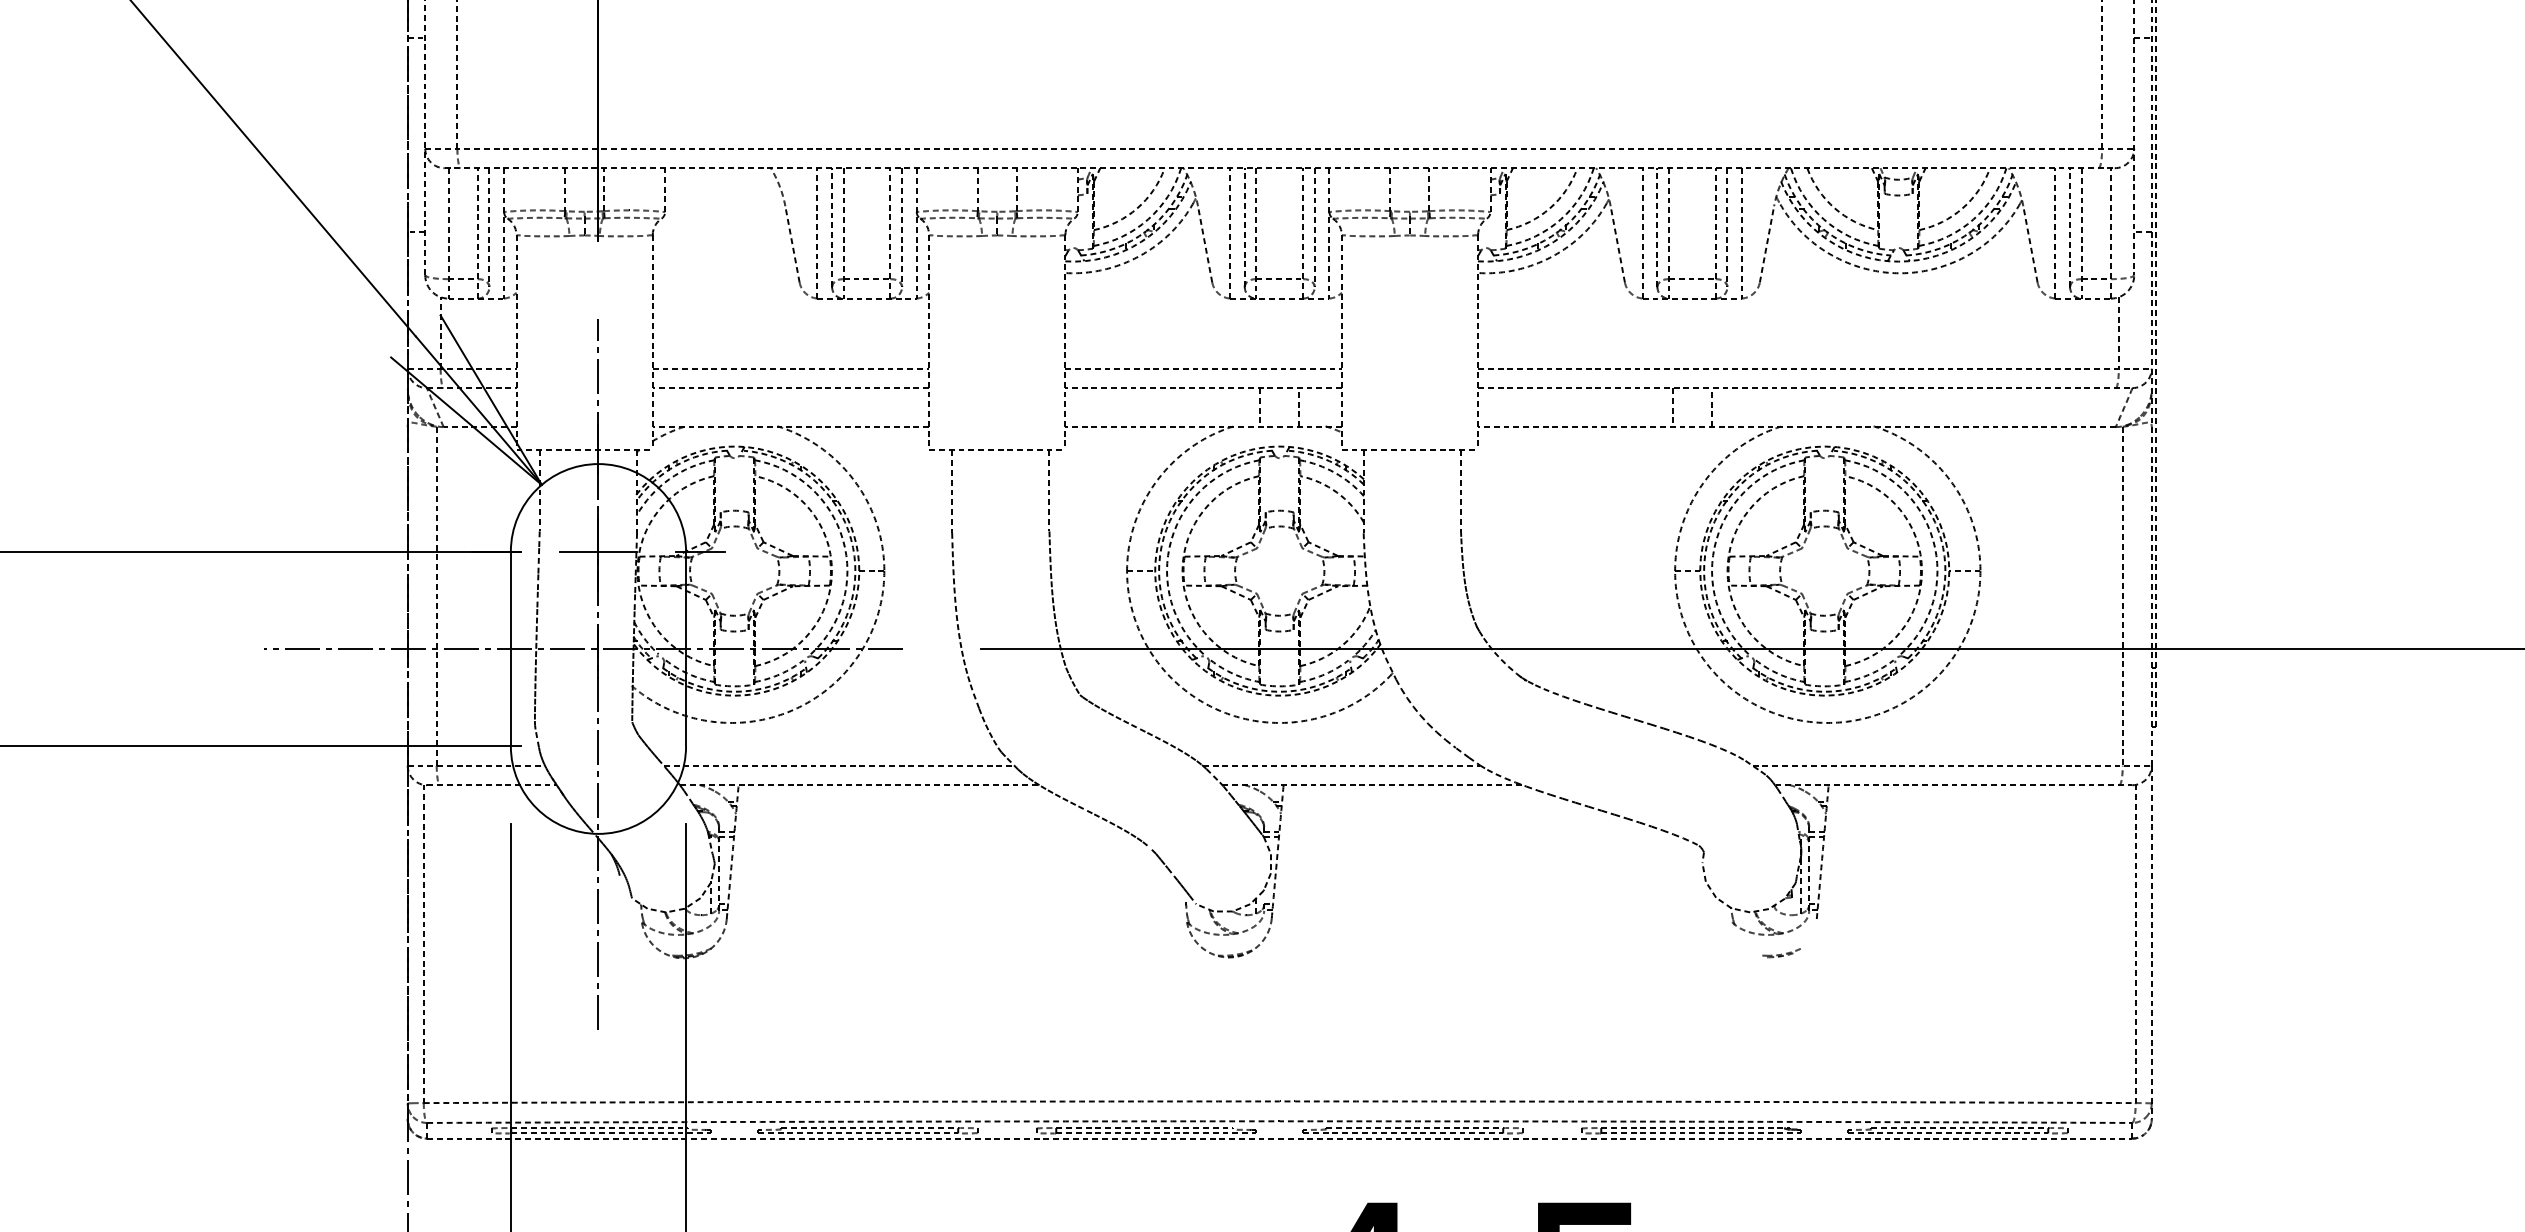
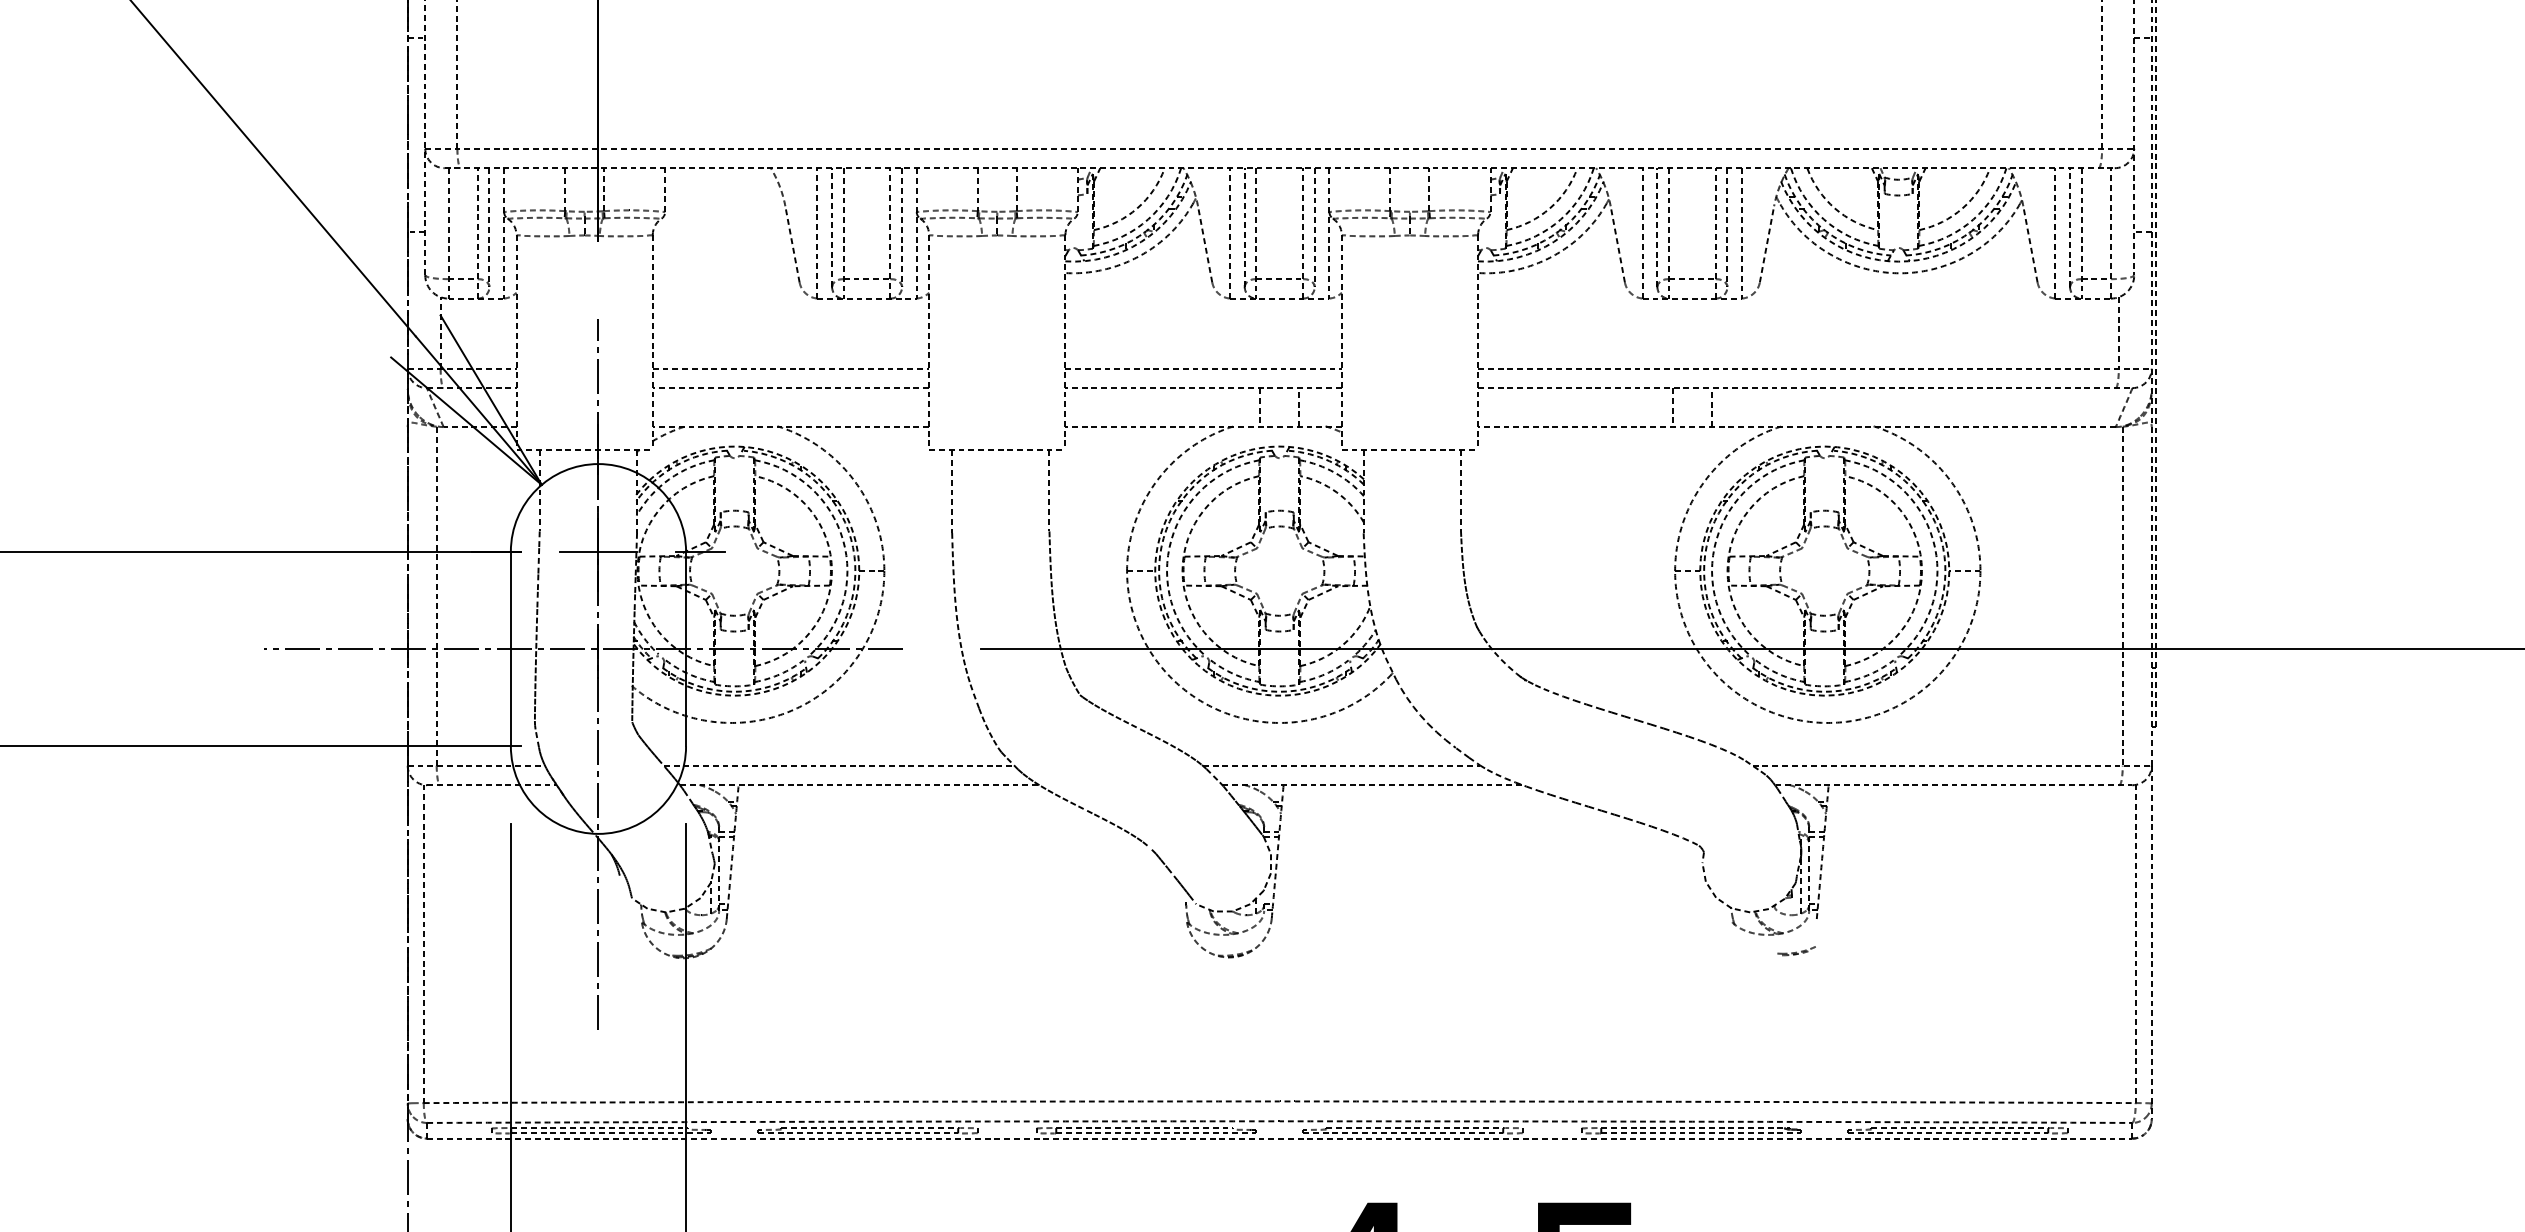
part position: (1781, 953) -> (1796, 951) (1796, 951)
